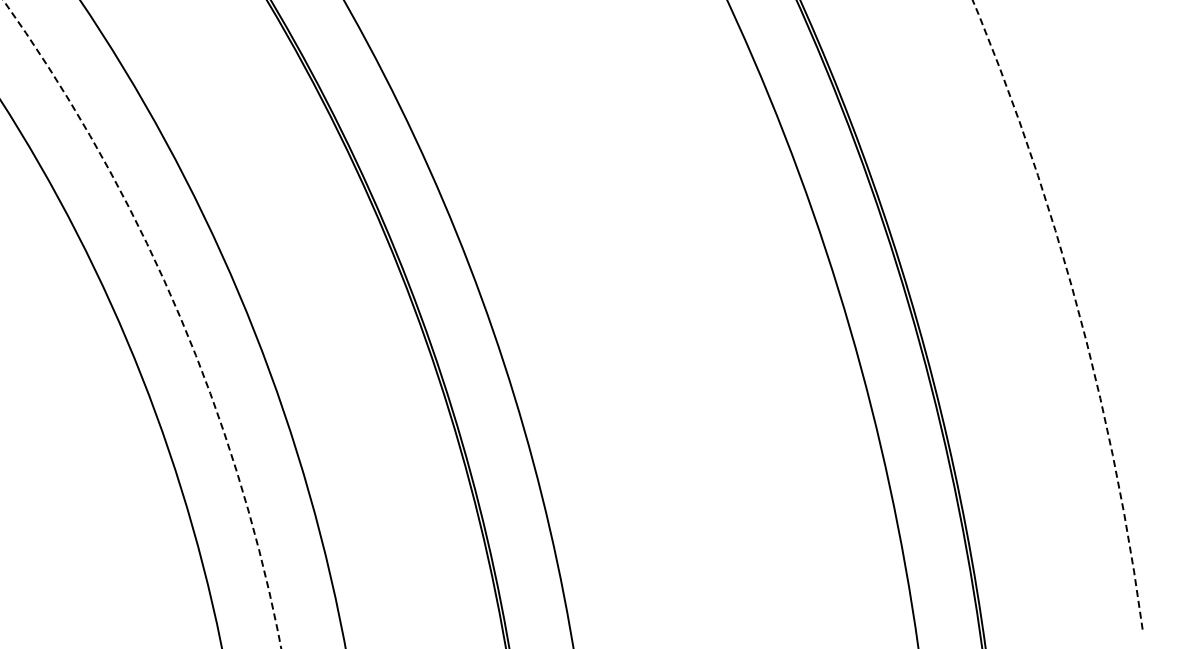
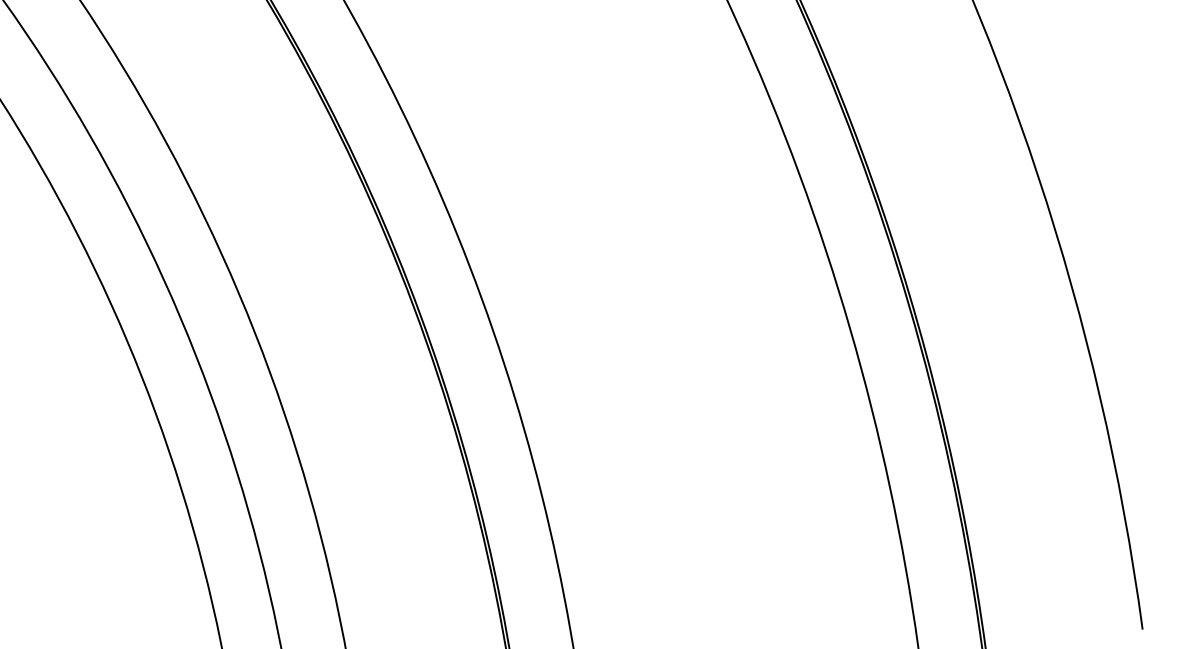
arc: dashed -> solid (177, 310)
arc: dashed -> solid (1078, 310)
